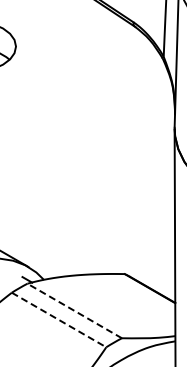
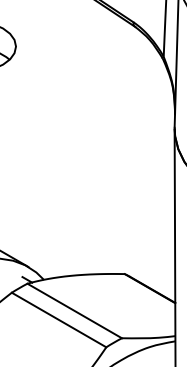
line: dashed -> solid (74, 310)
line: dashed -> solid (59, 320)
